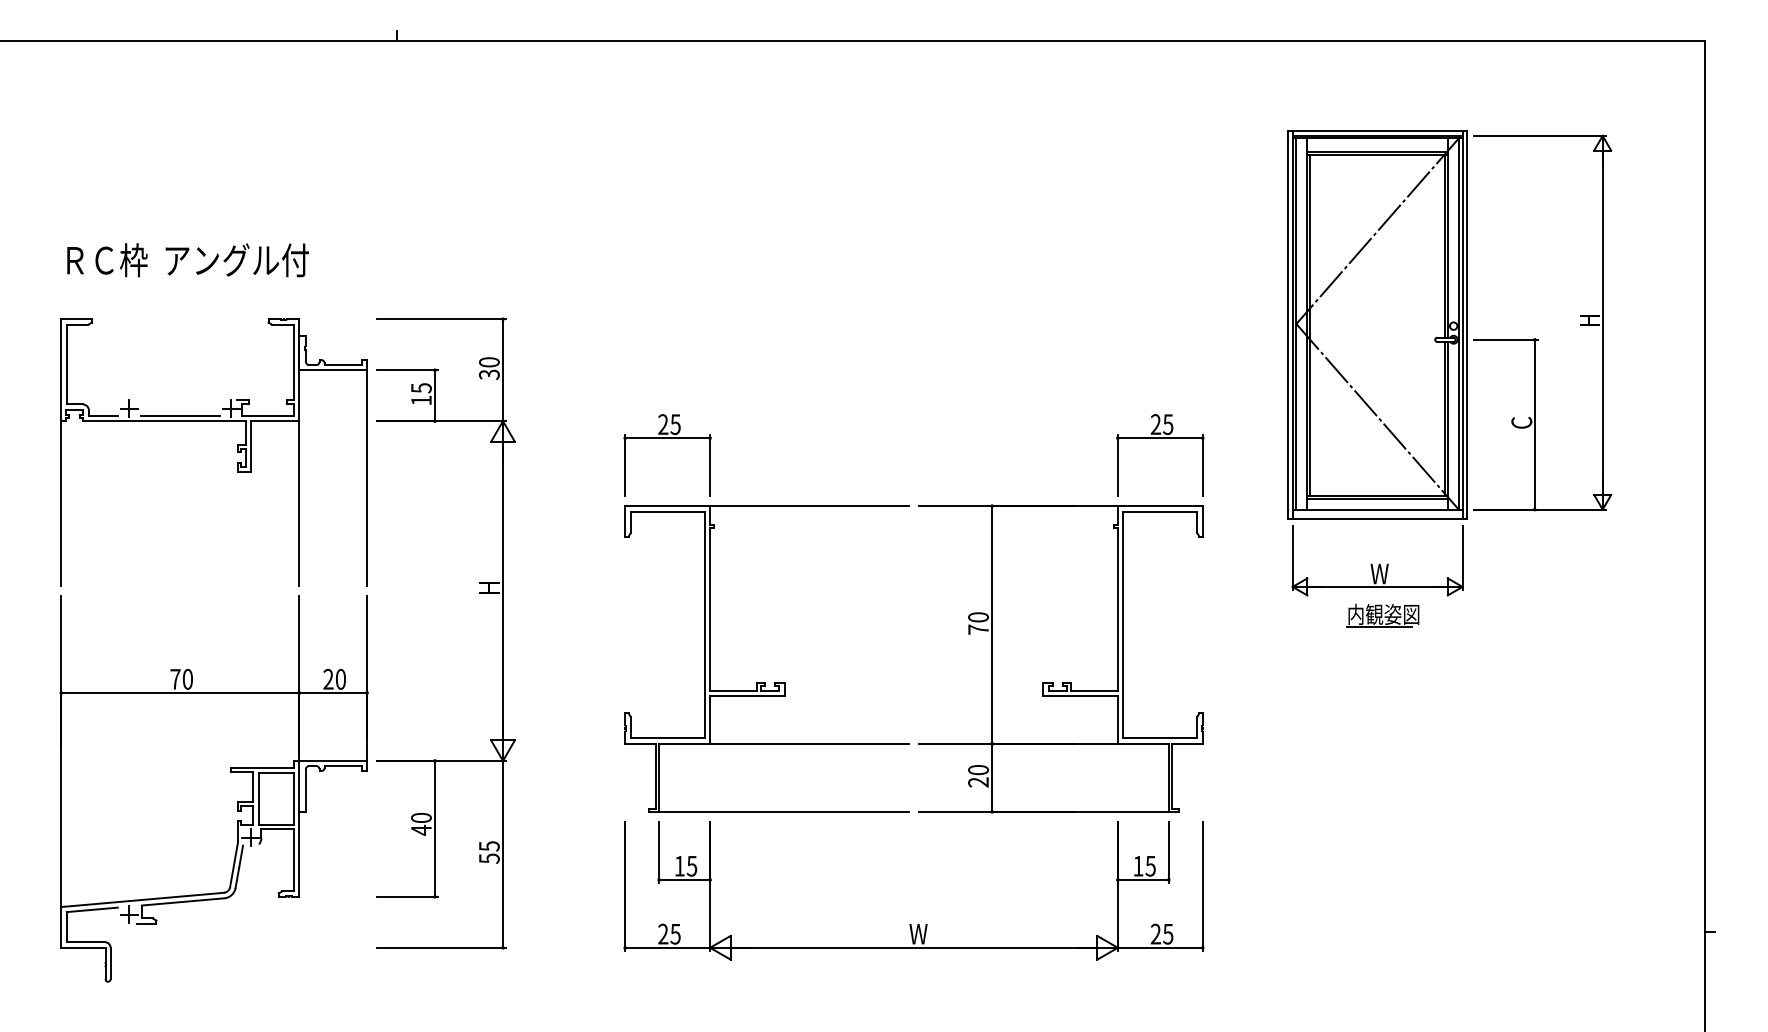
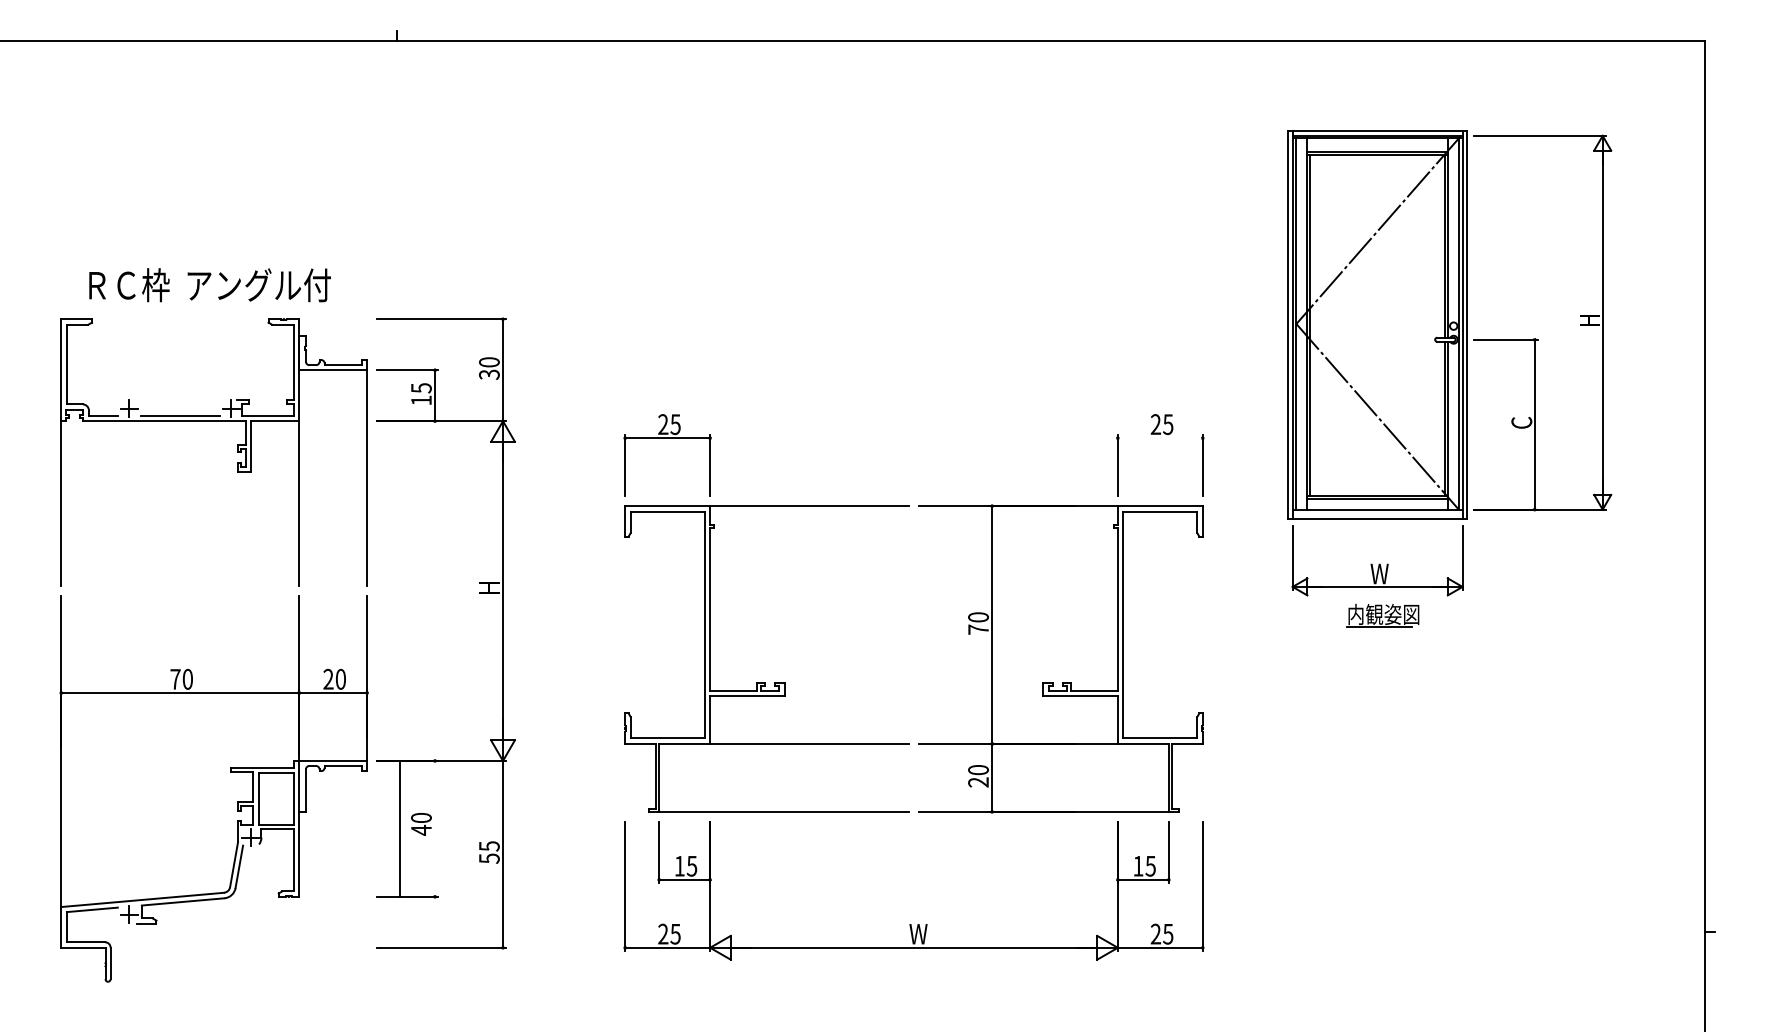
text position: (187, 260) -> (209, 285) (209, 285)
line: present -> none (1159, 438)
line position: (435, 828) -> (400, 828) (400, 828)
